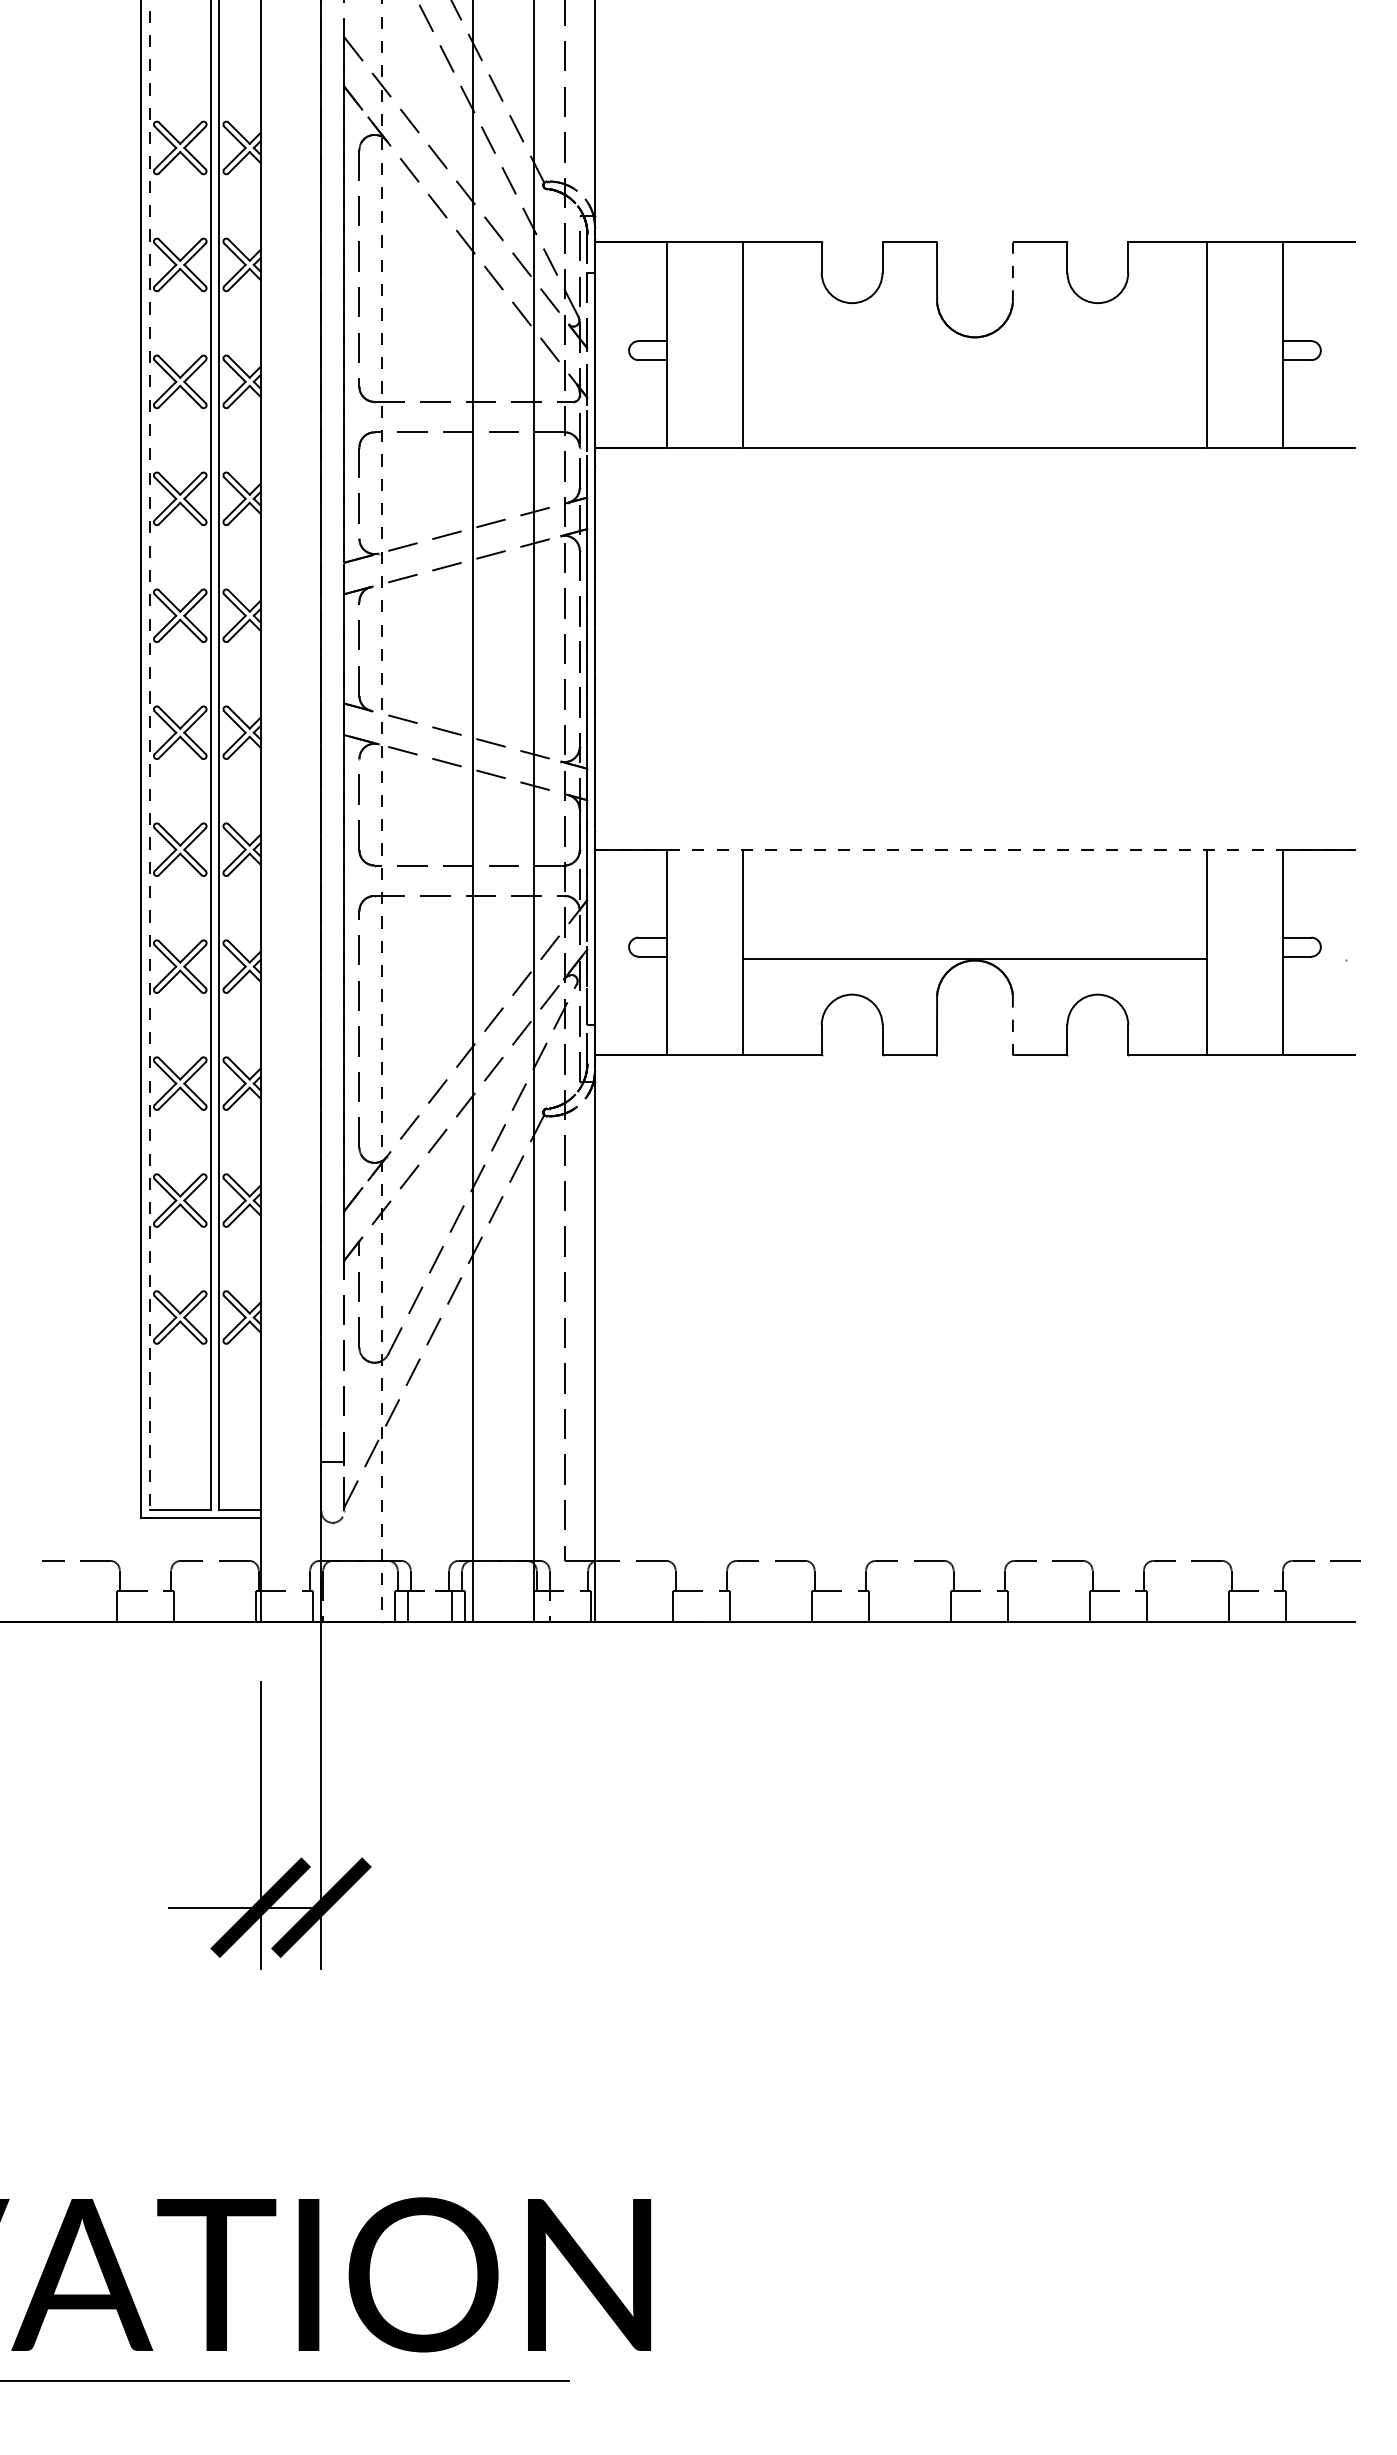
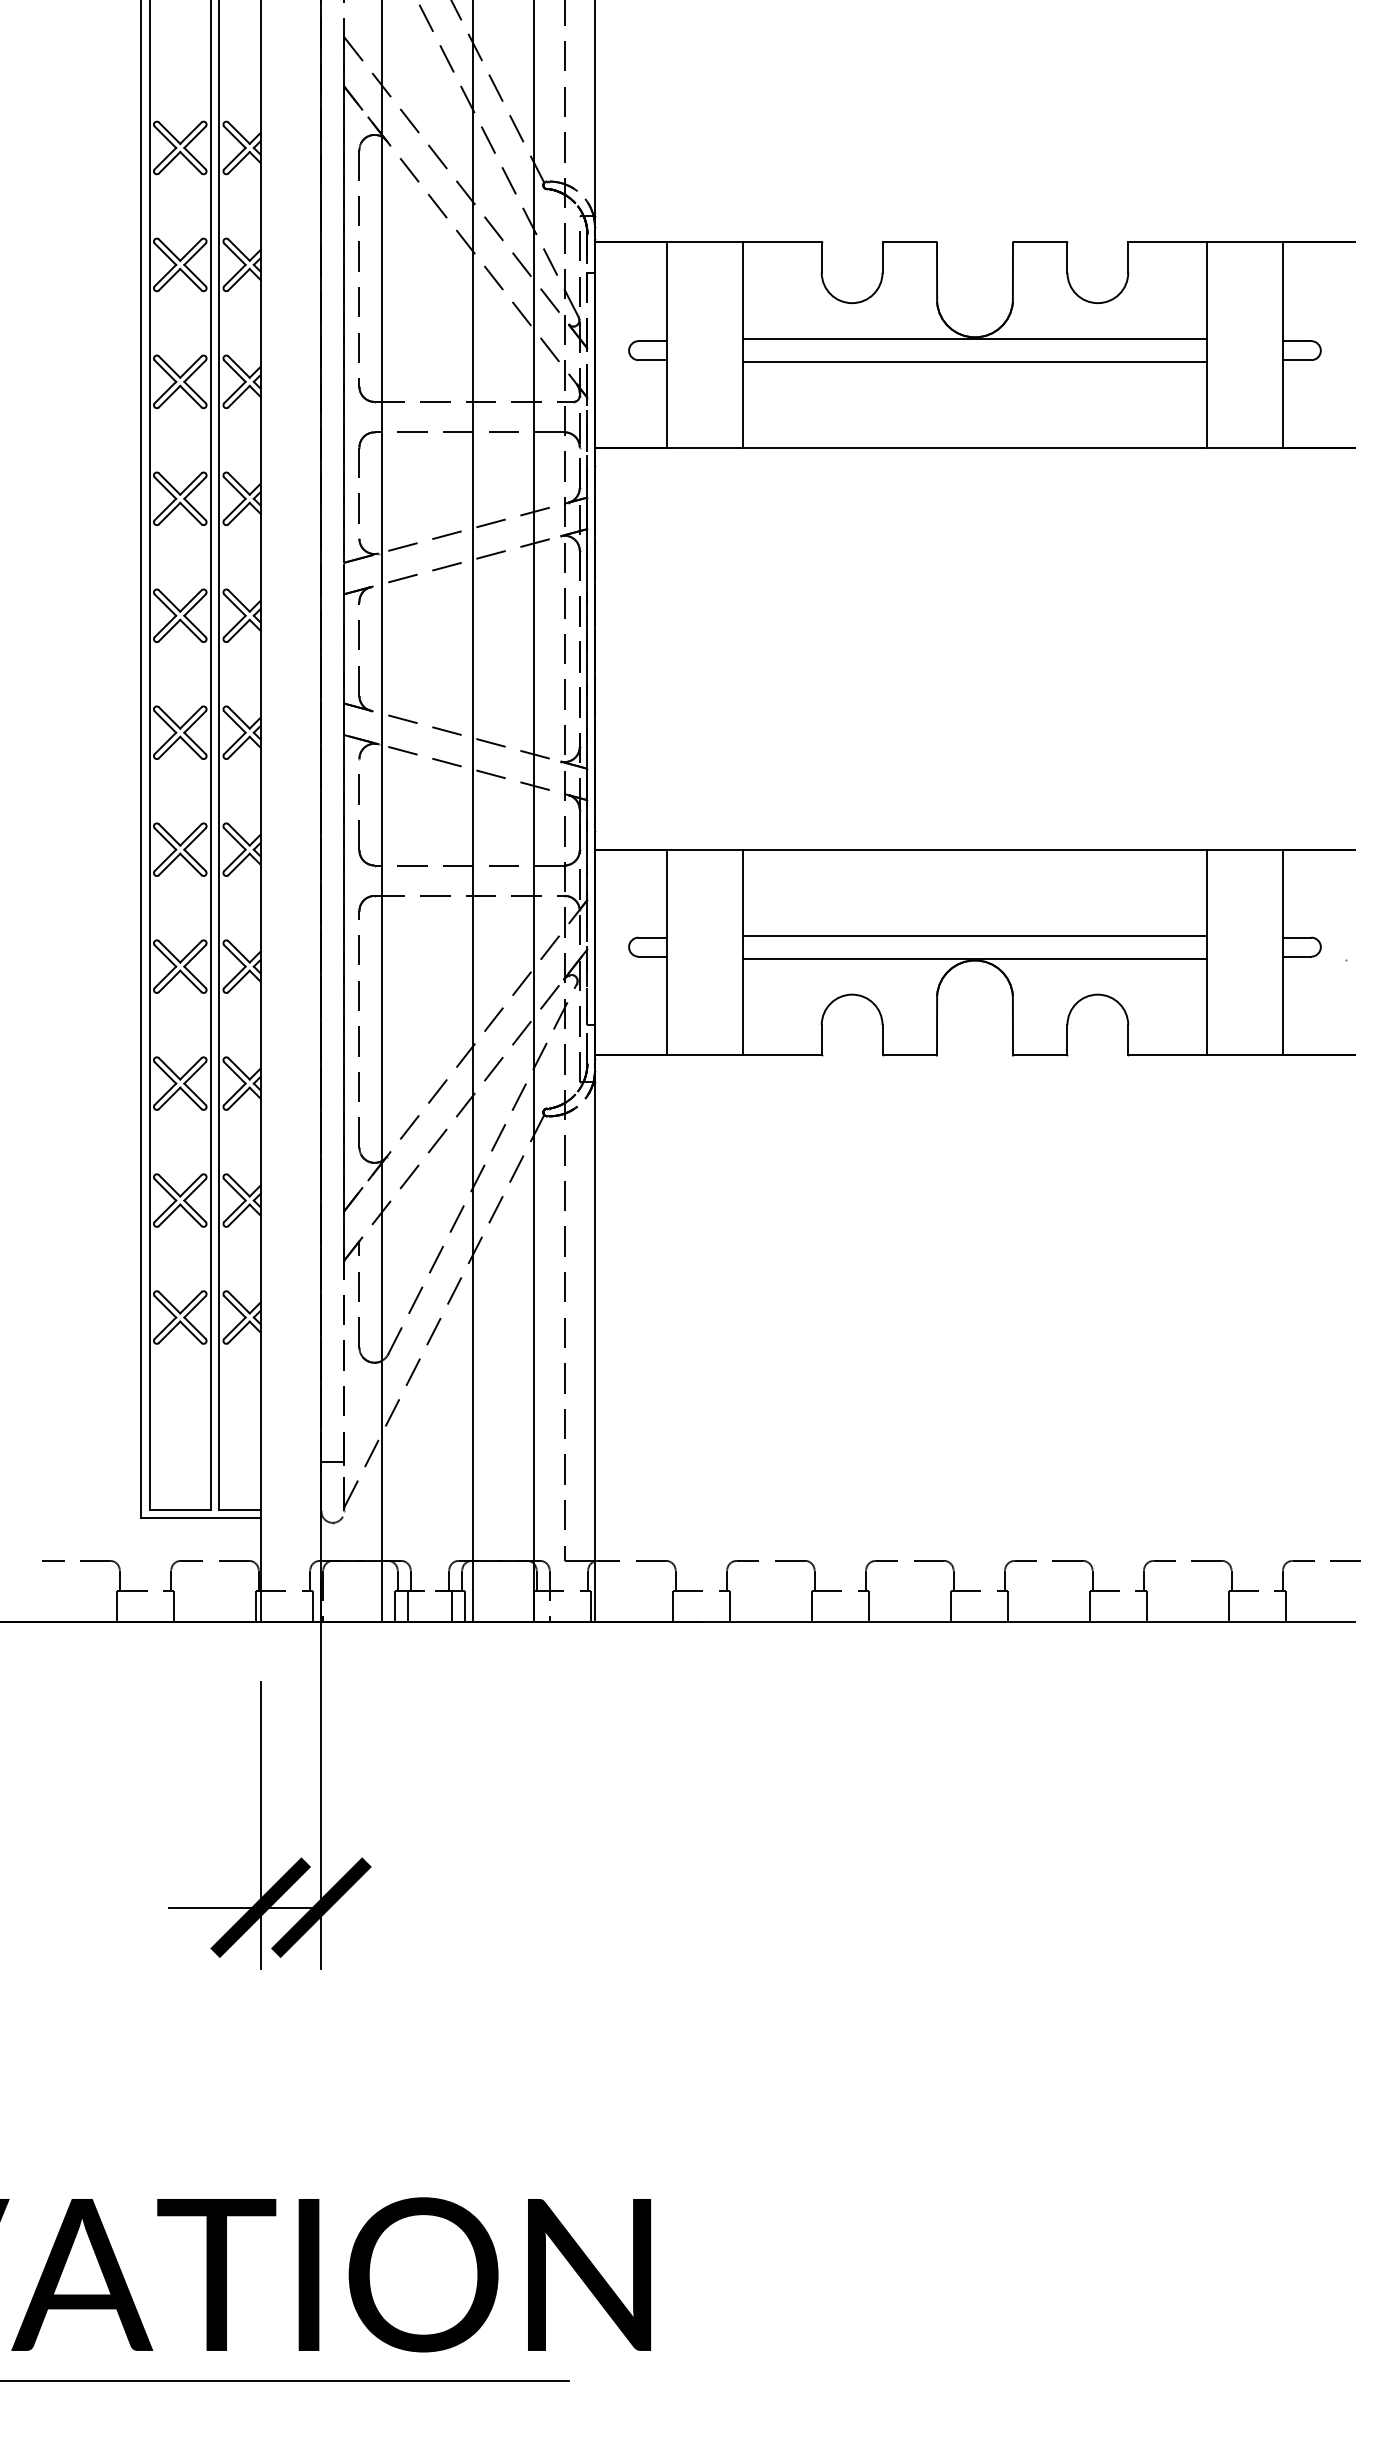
line: dashed -> solid (1012, 271)
line: none -> present (974, 339)
line: none -> present (974, 362)
line: dashed -> solid (149, 755)
line: dashed -> solid (382, 810)
line: dashed -> solid (975, 850)
line: none -> present (974, 935)
line: dashed -> solid (1012, 1025)
